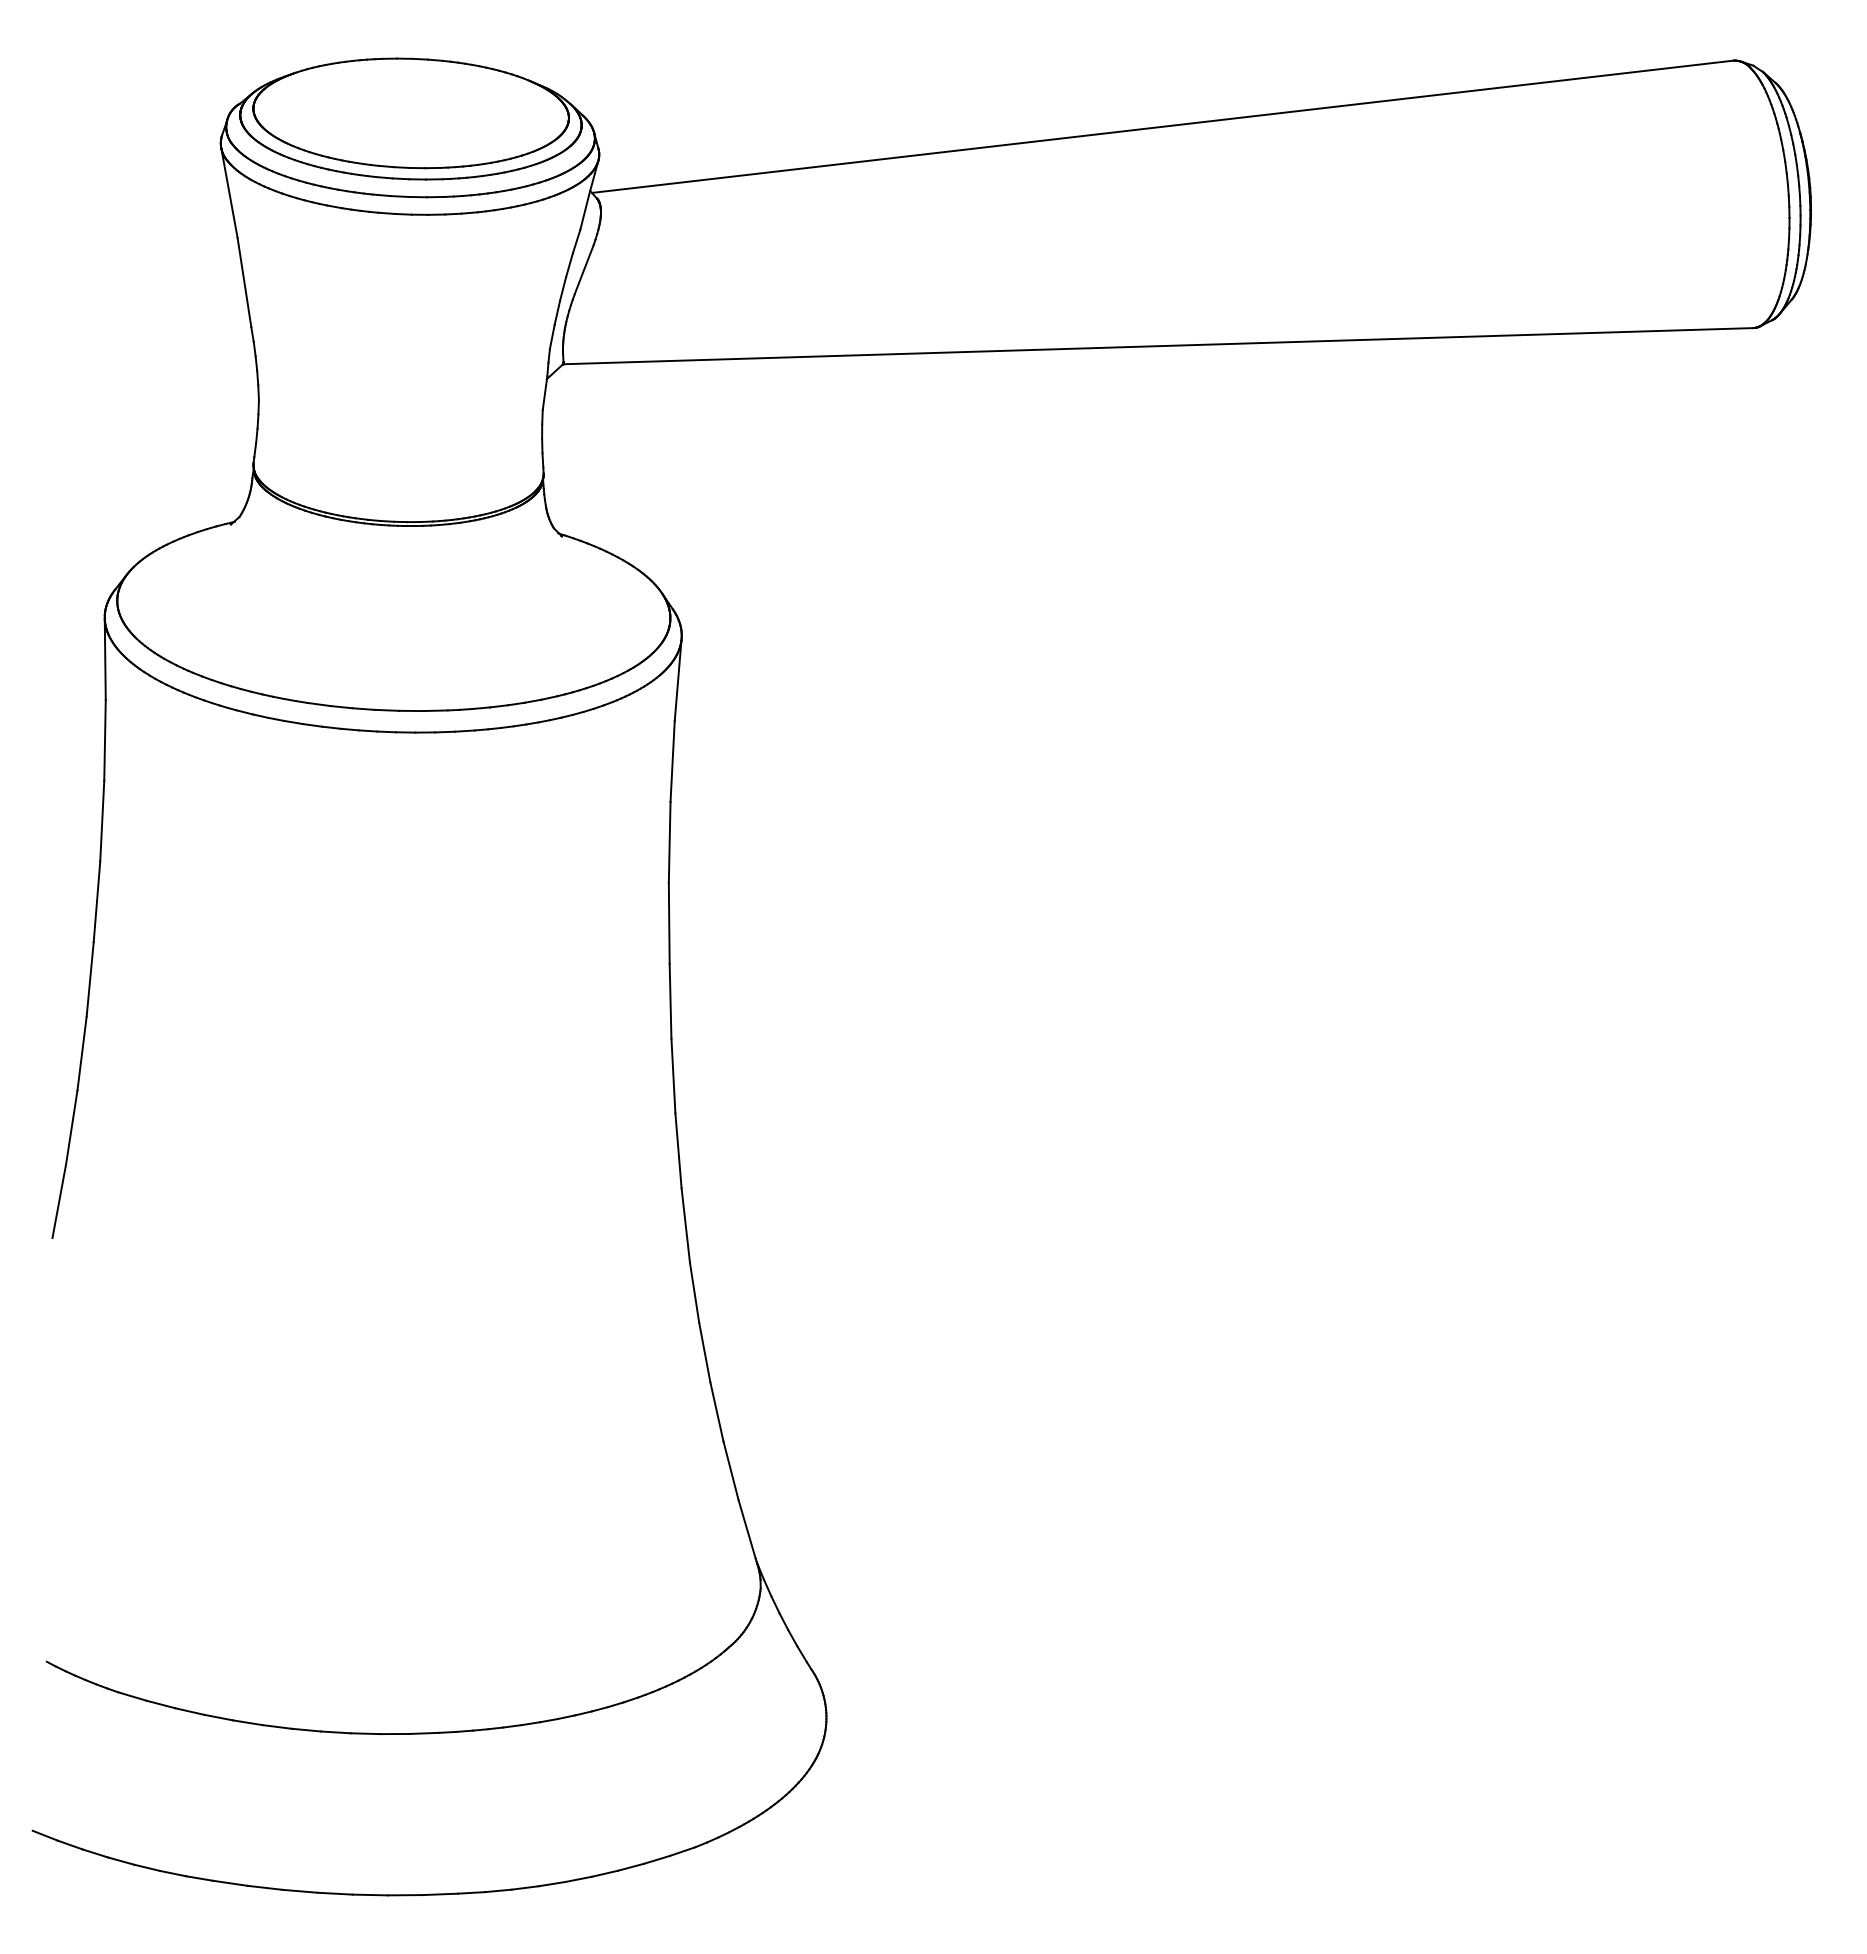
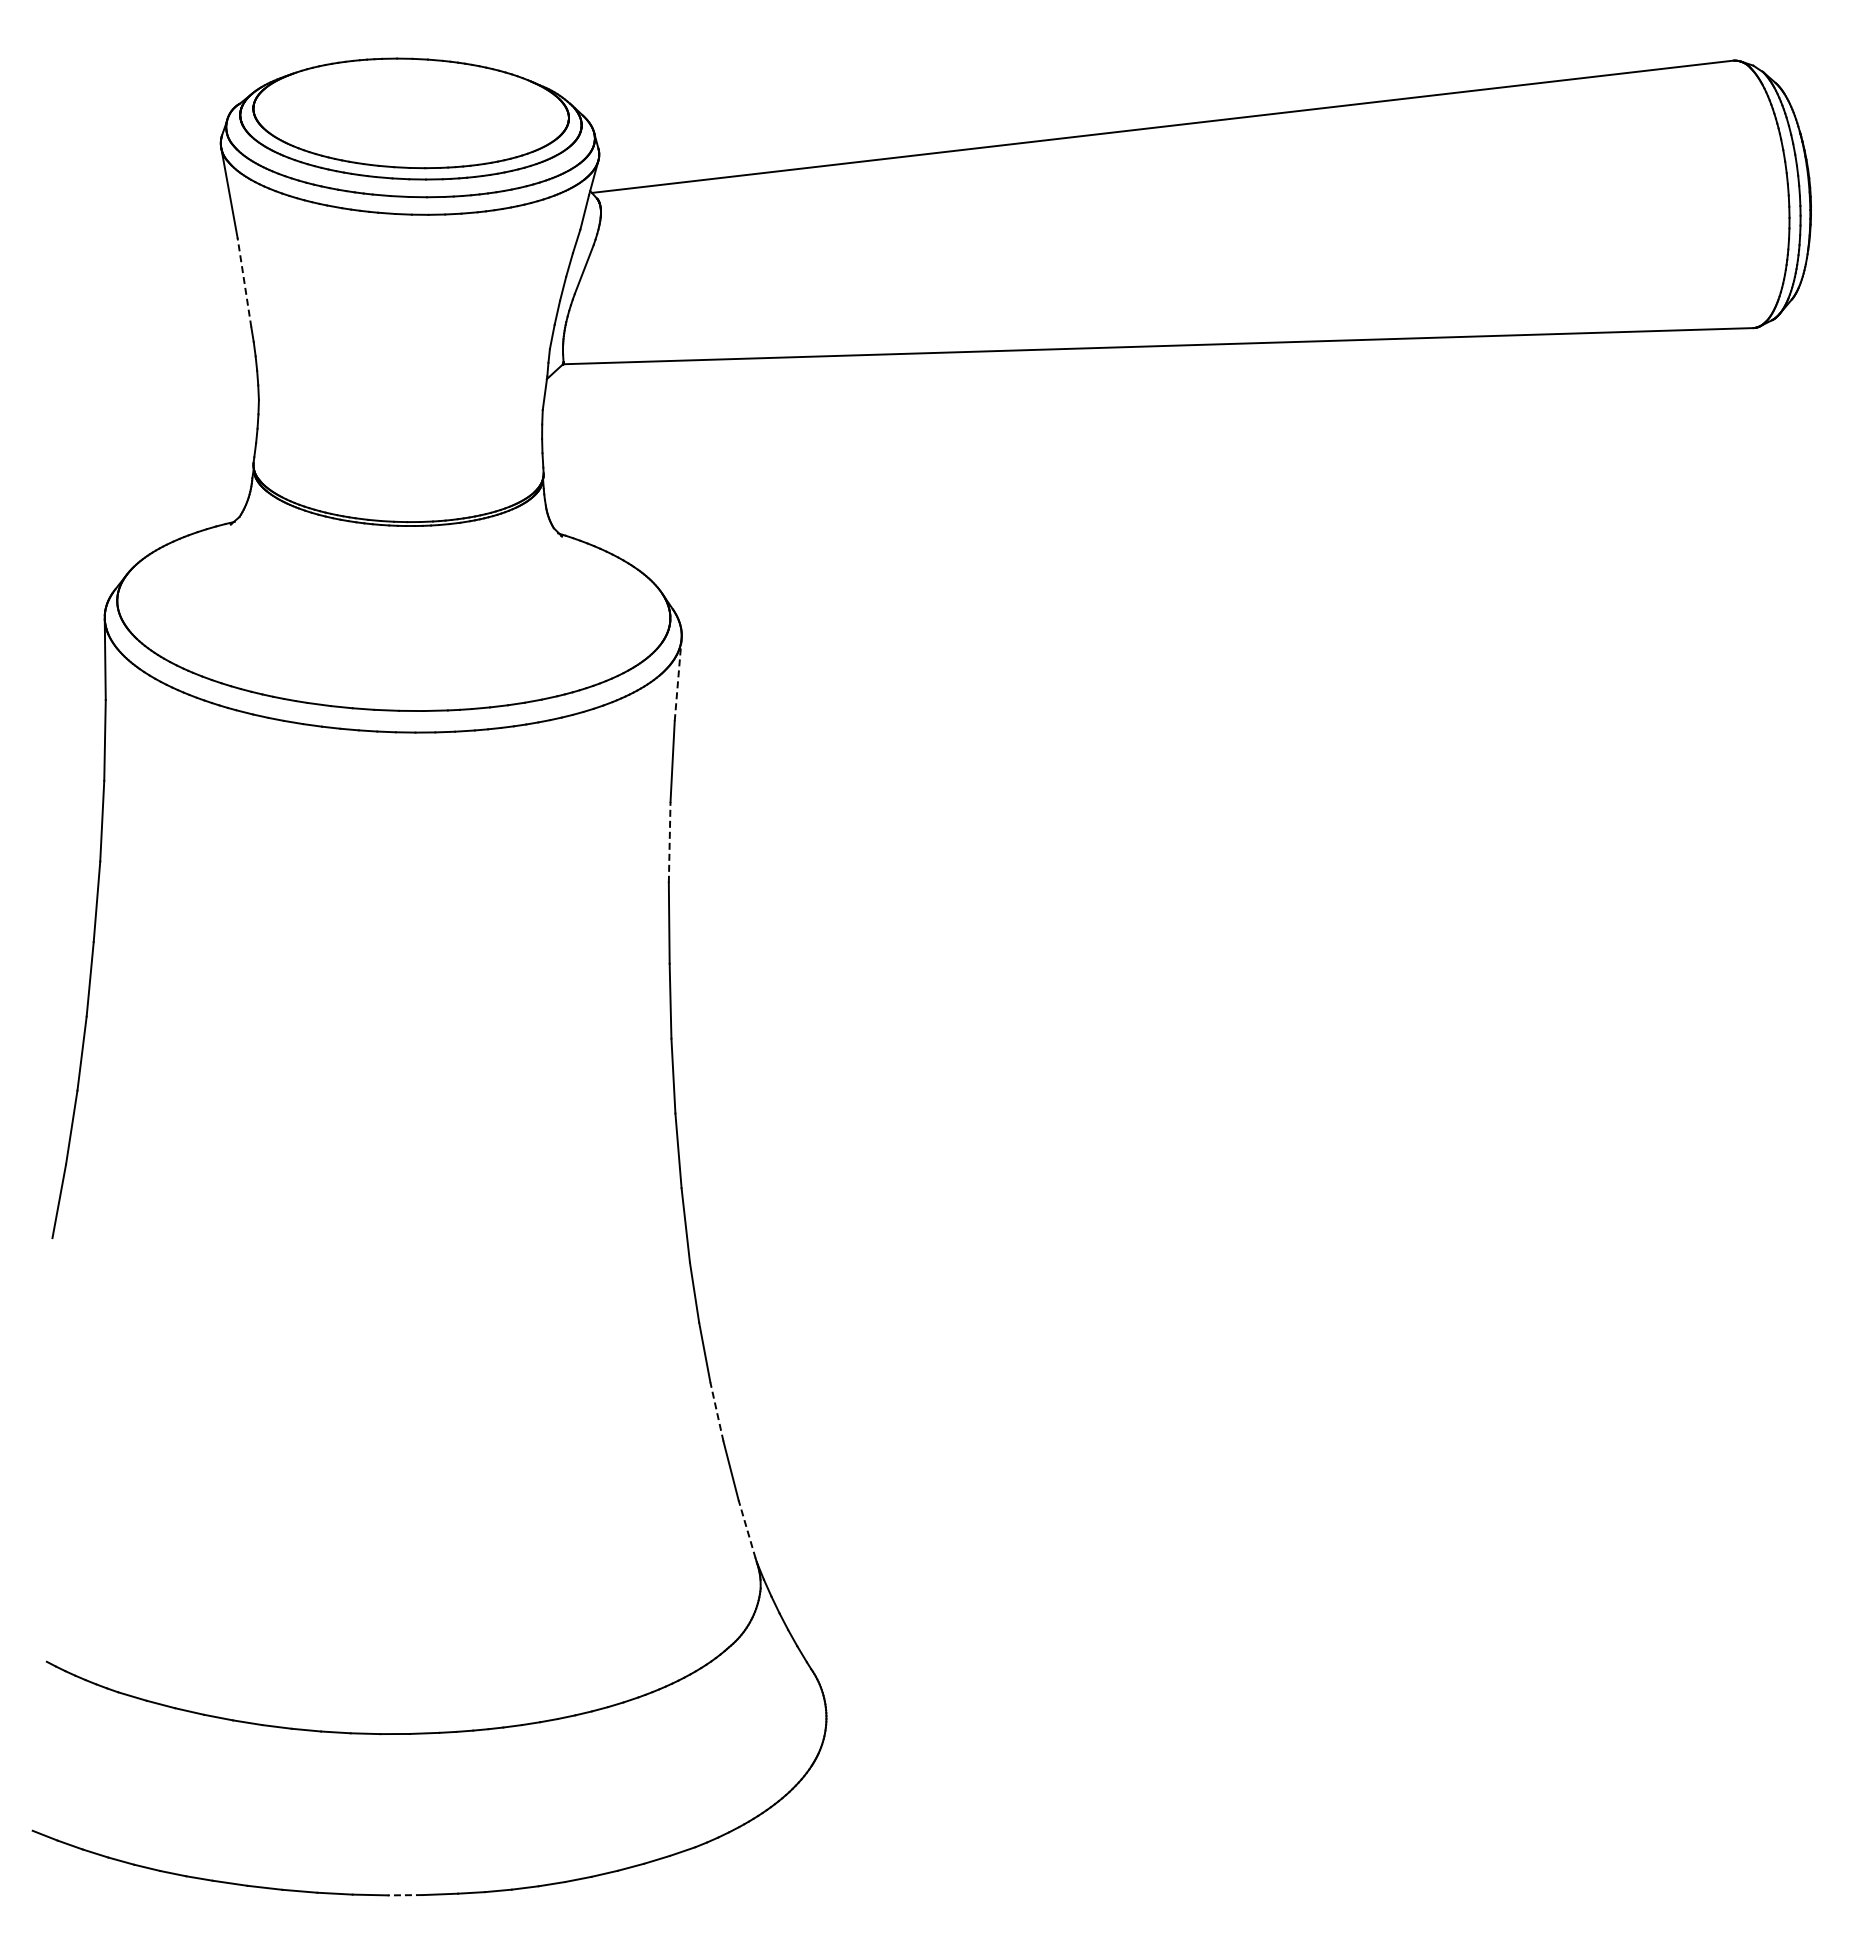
line: solid -> dashed (244, 282)
line: solid -> dashed (678, 680)
line: solid -> dashed (669, 841)
line: solid -> dashed (716, 1411)
line: solid -> dashed (747, 1528)
line: solid -> dashed (405, 1895)
